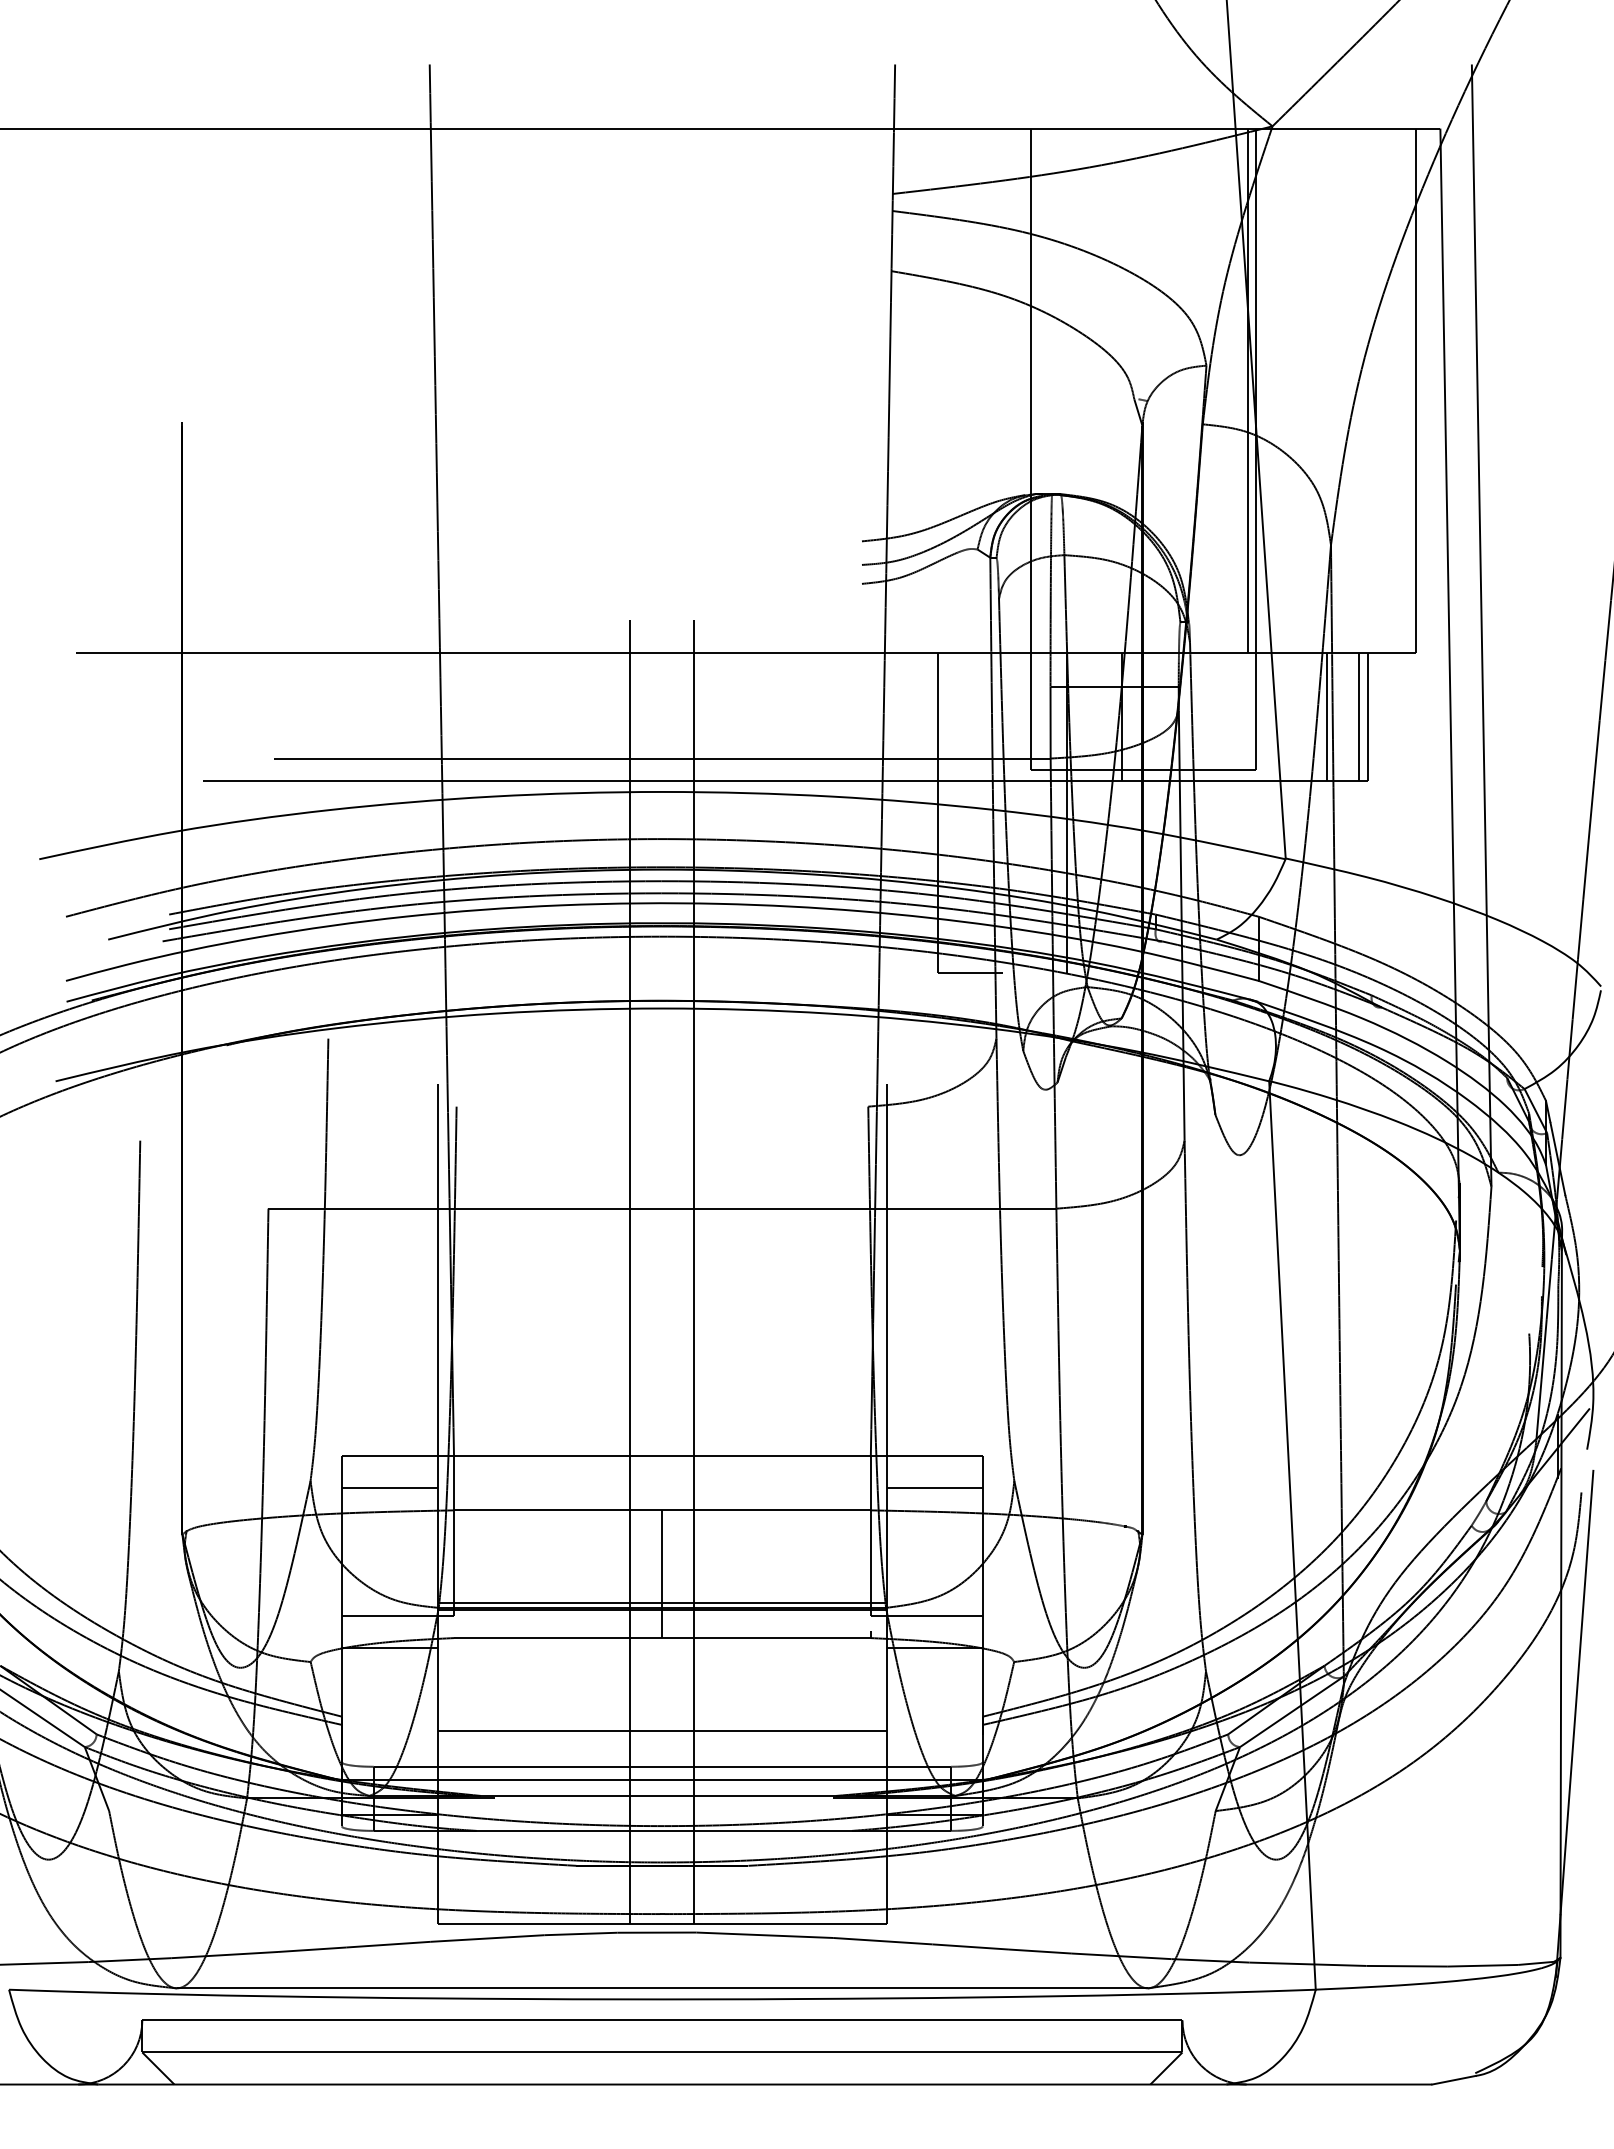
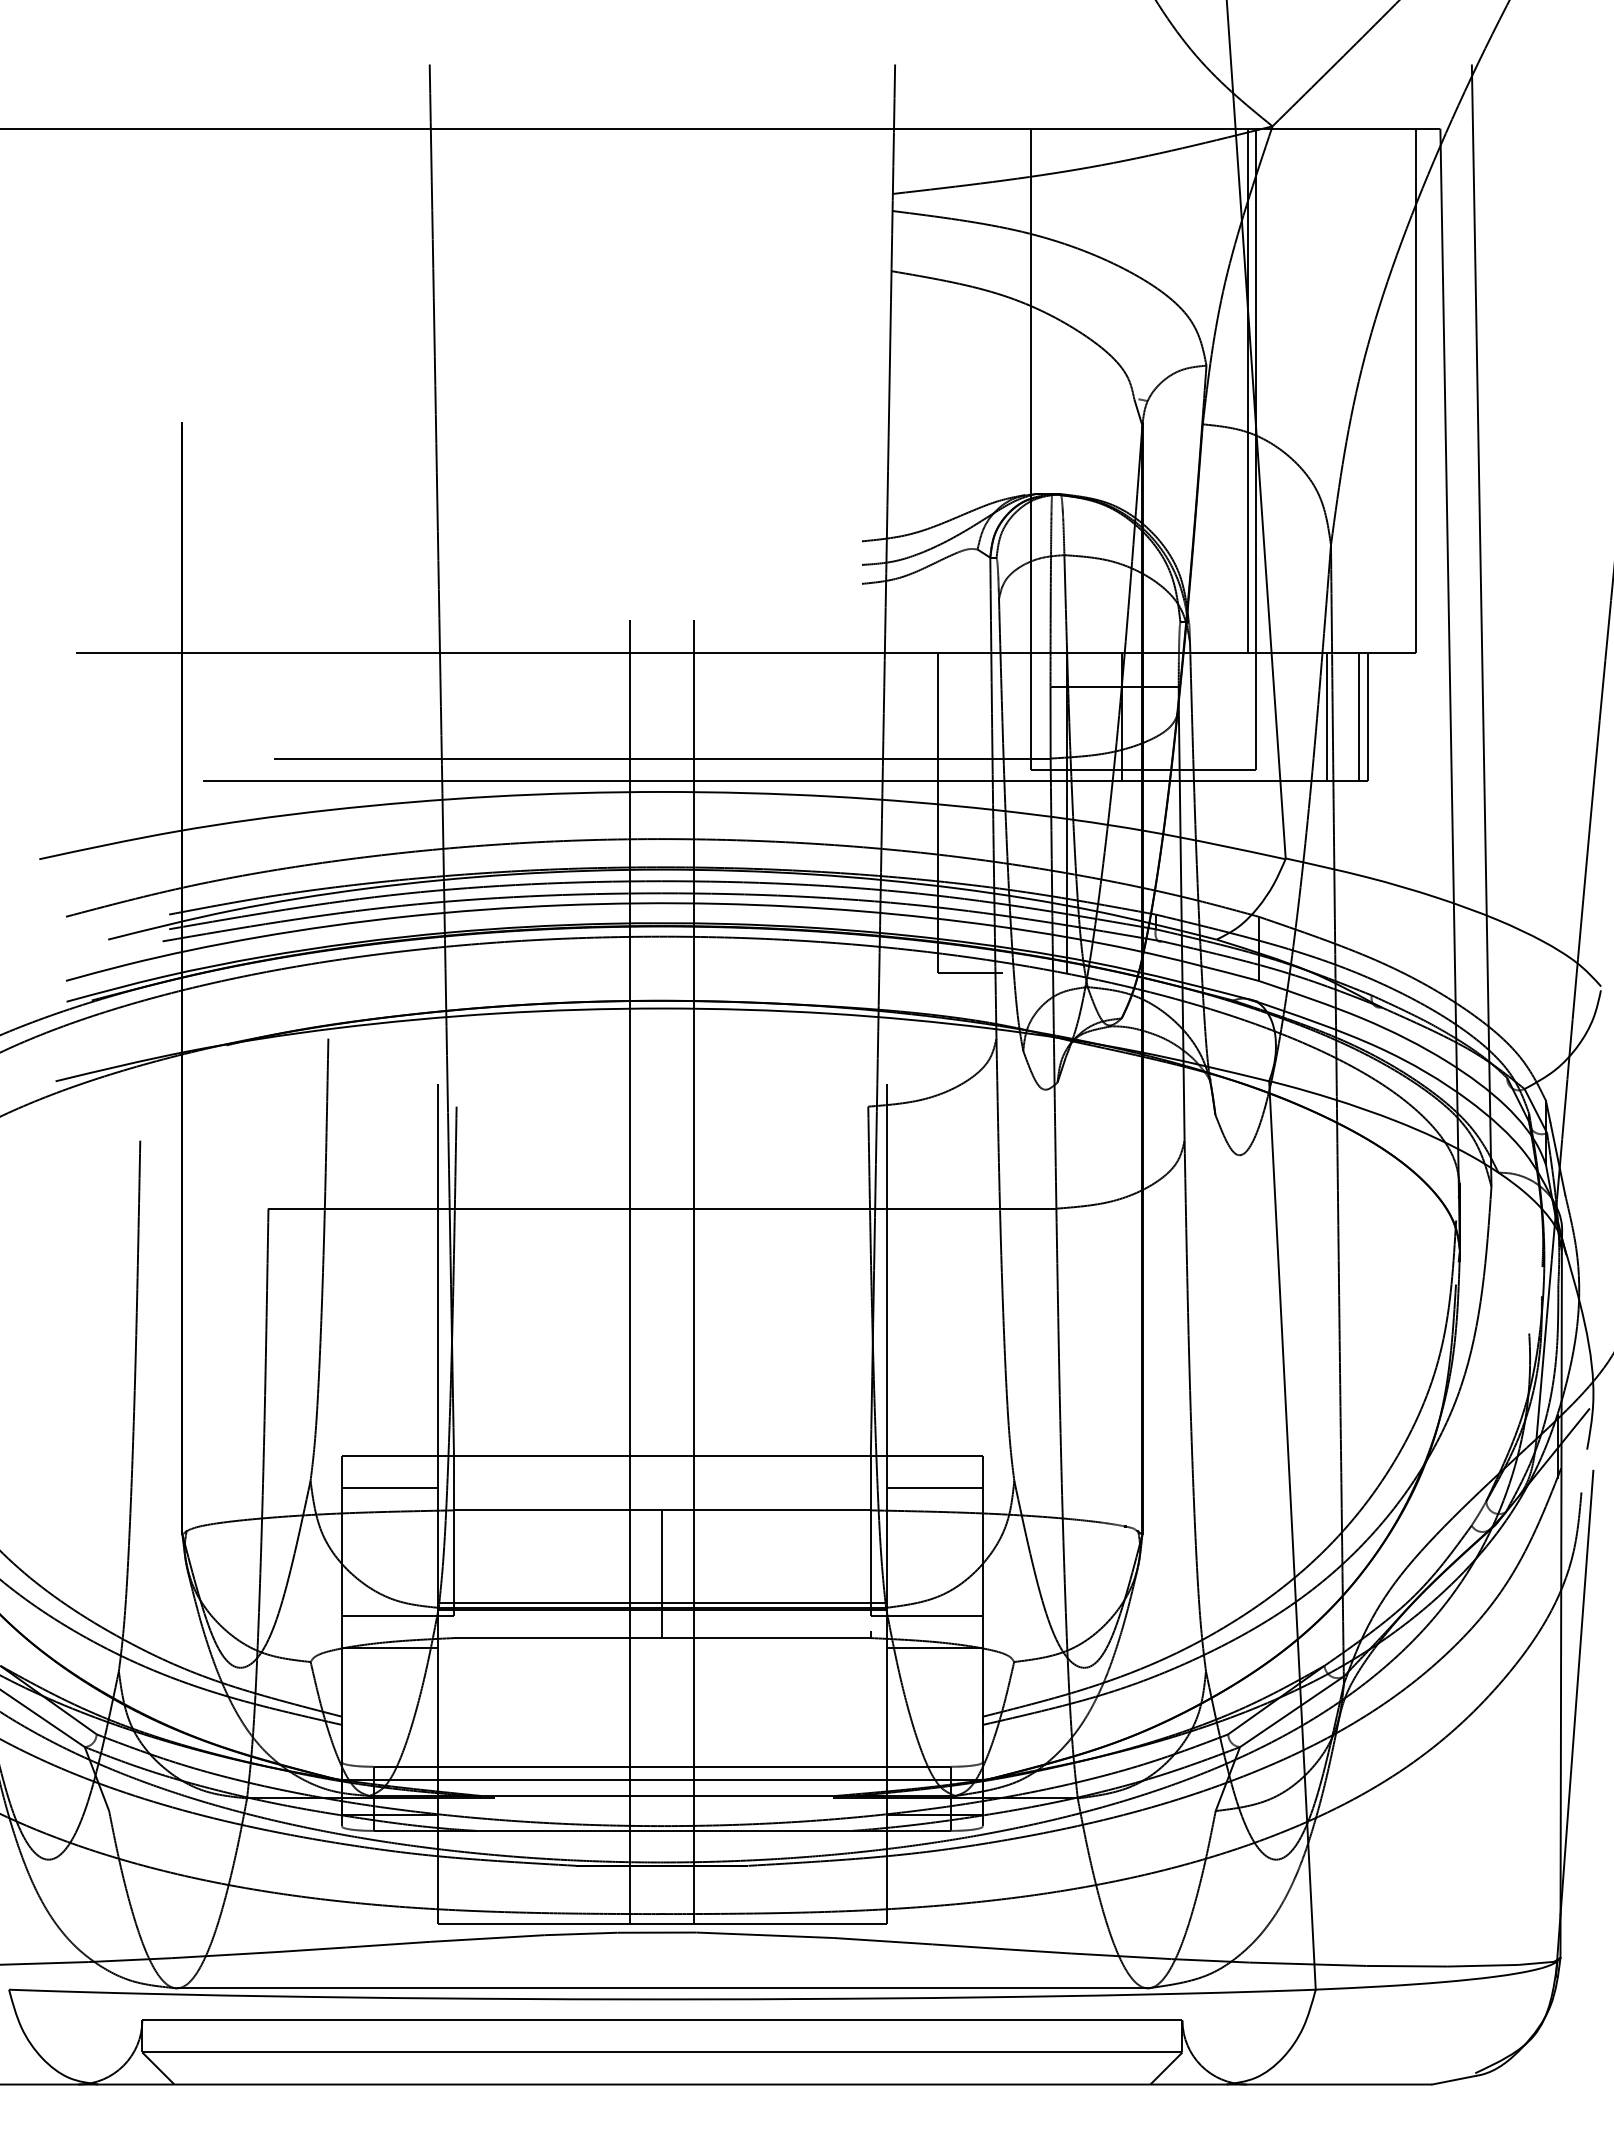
line: present -> none (661, 1730)
